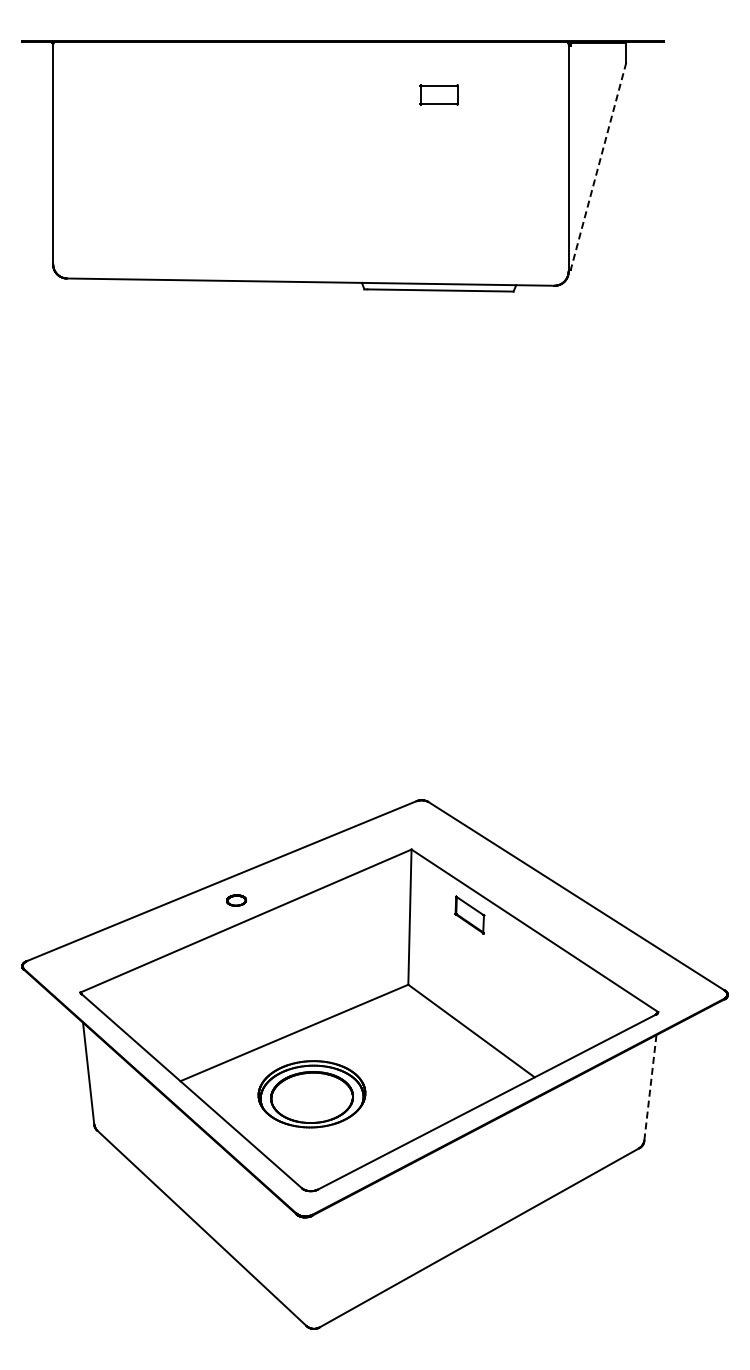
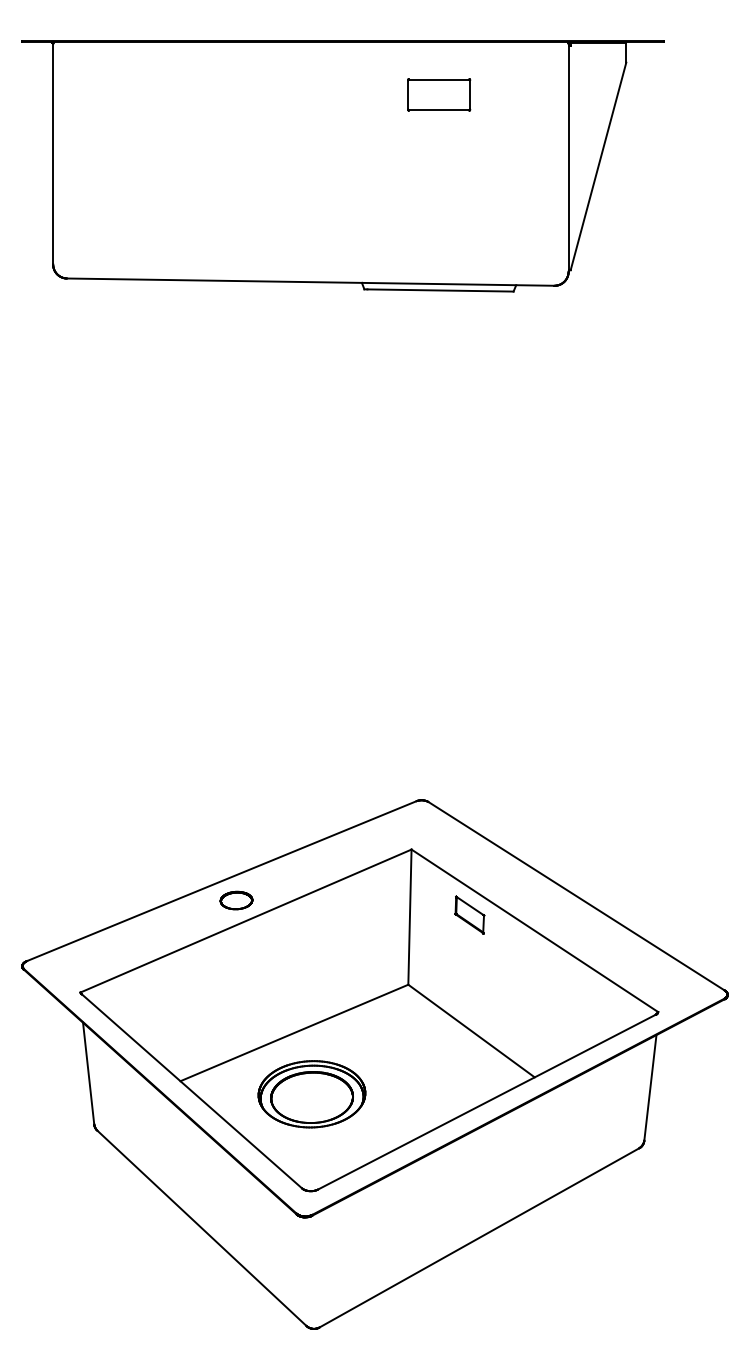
part size: 40x22 px -> 65x34 px (439, 94)
line: dashed -> solid (598, 166)
part size: 22x13 px -> 35x21 px (236, 900)
line: dashed -> solid (650, 1088)
